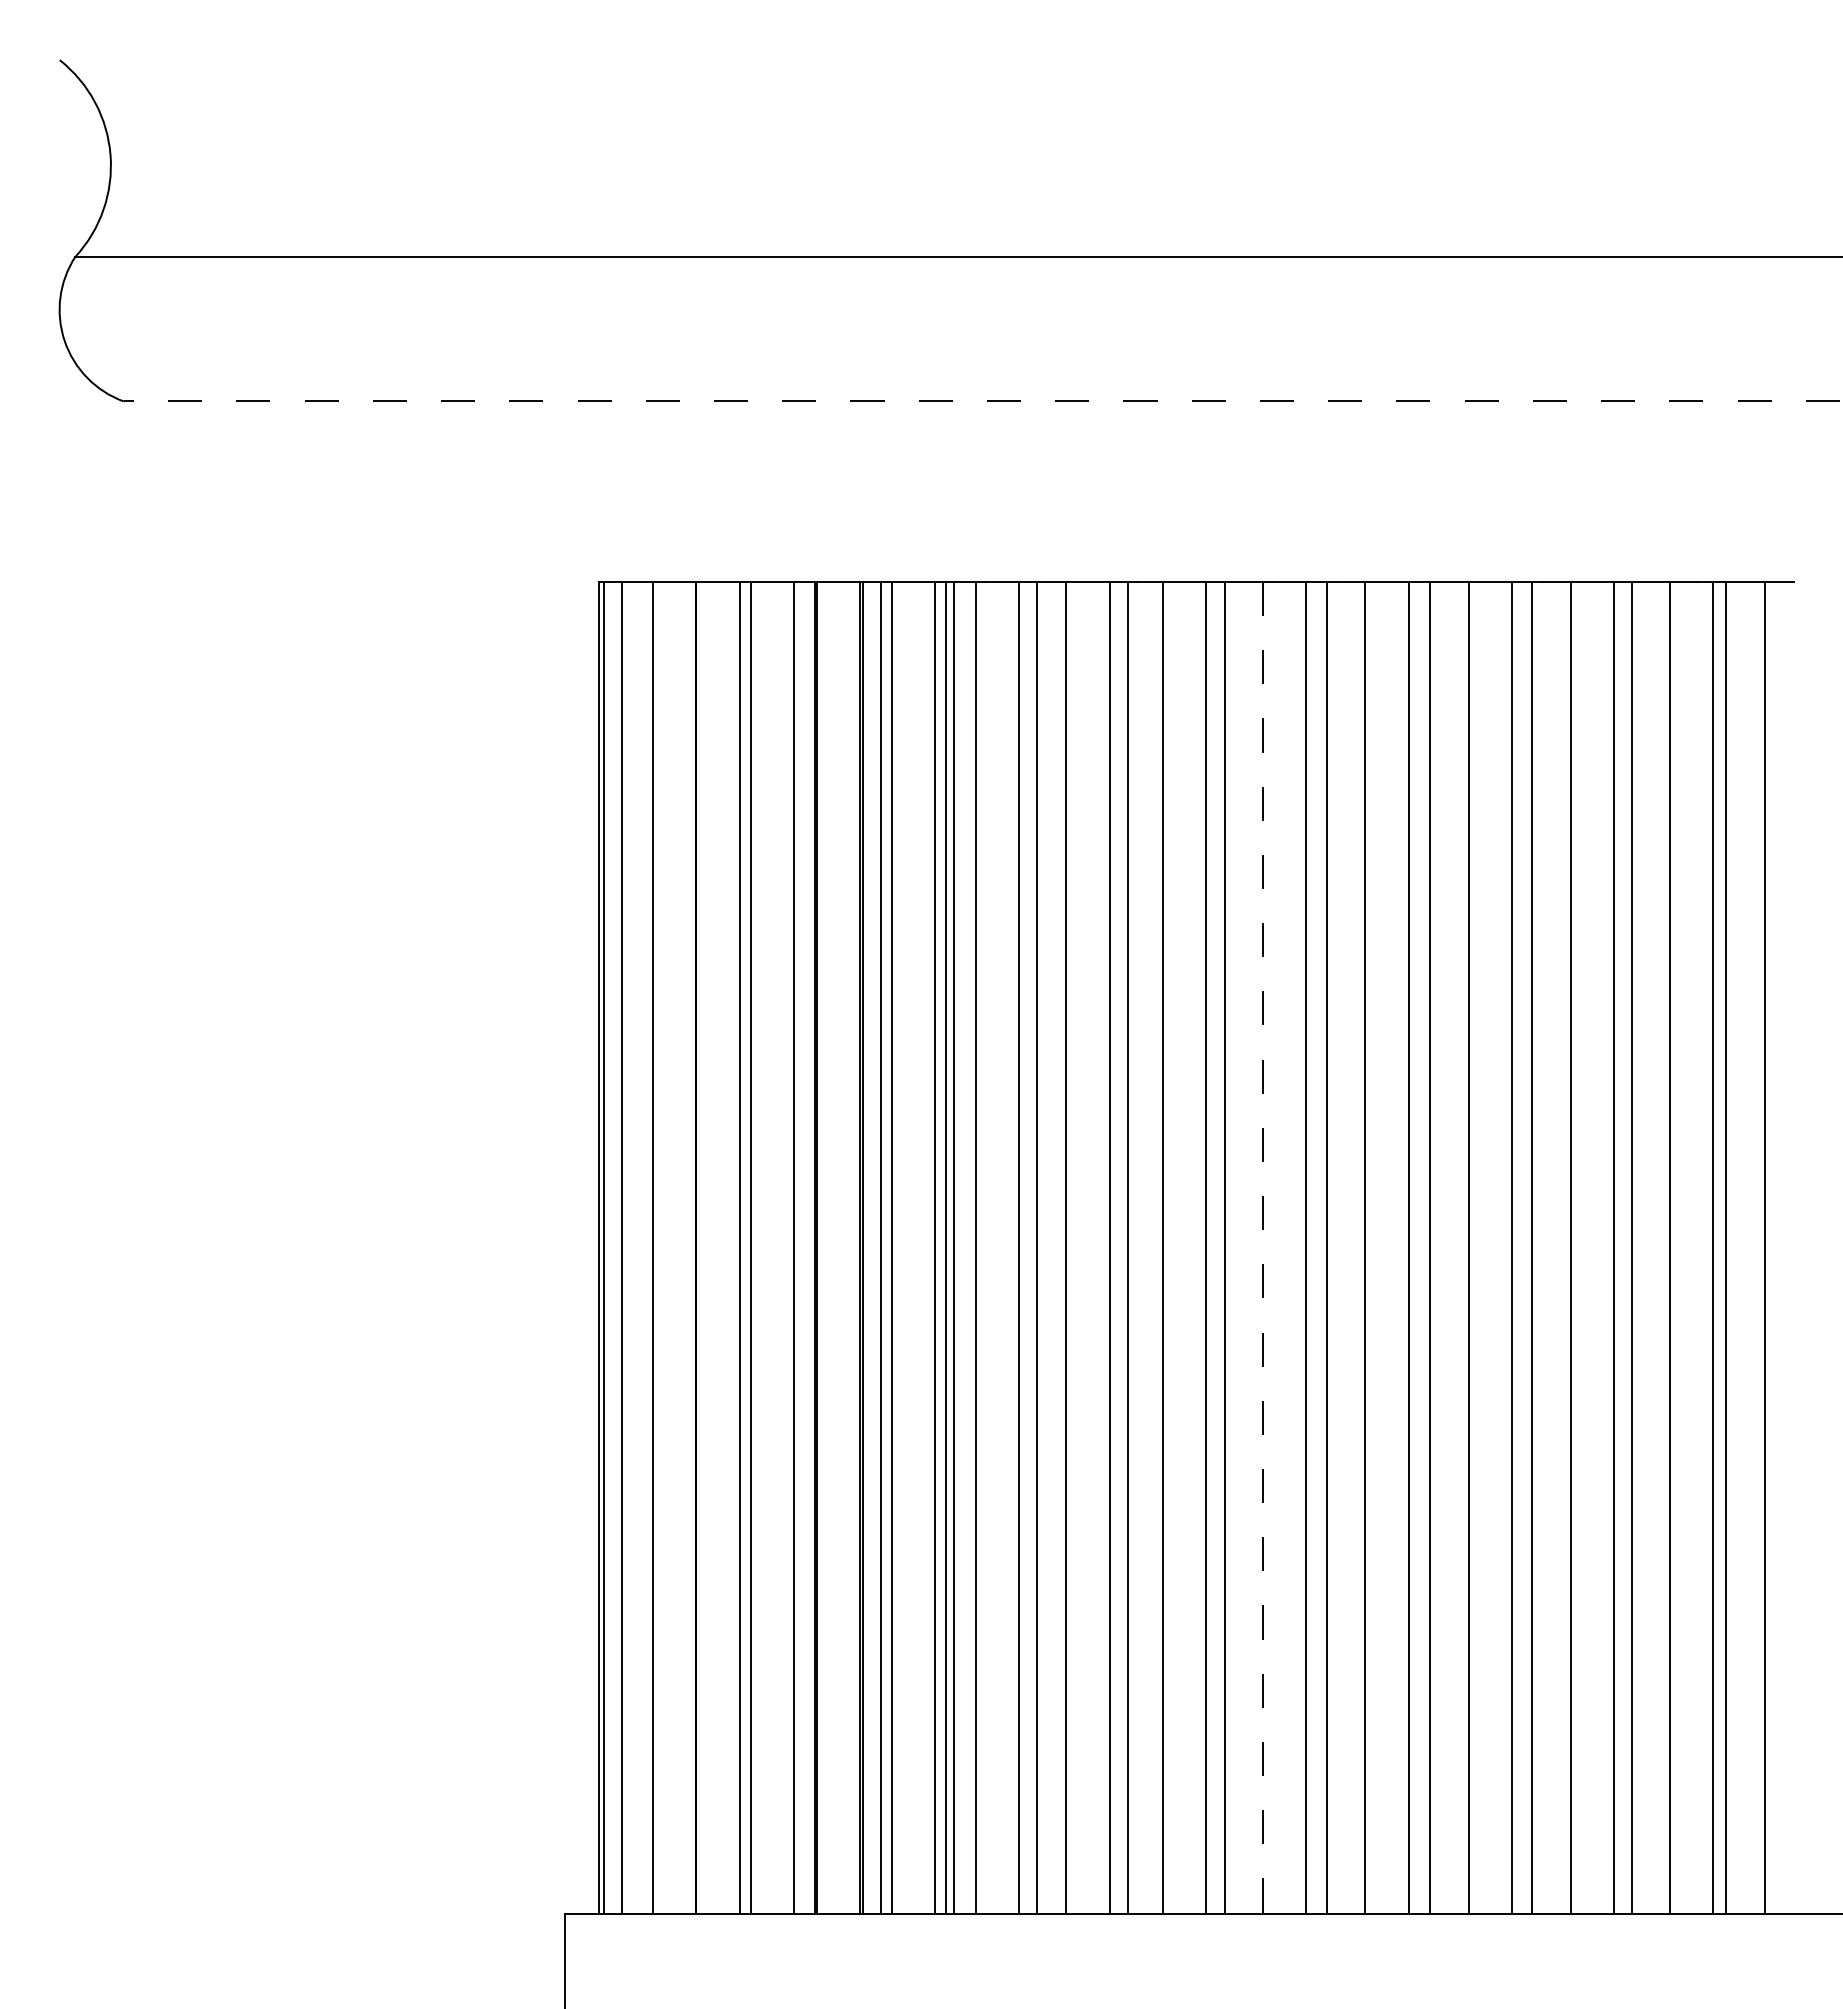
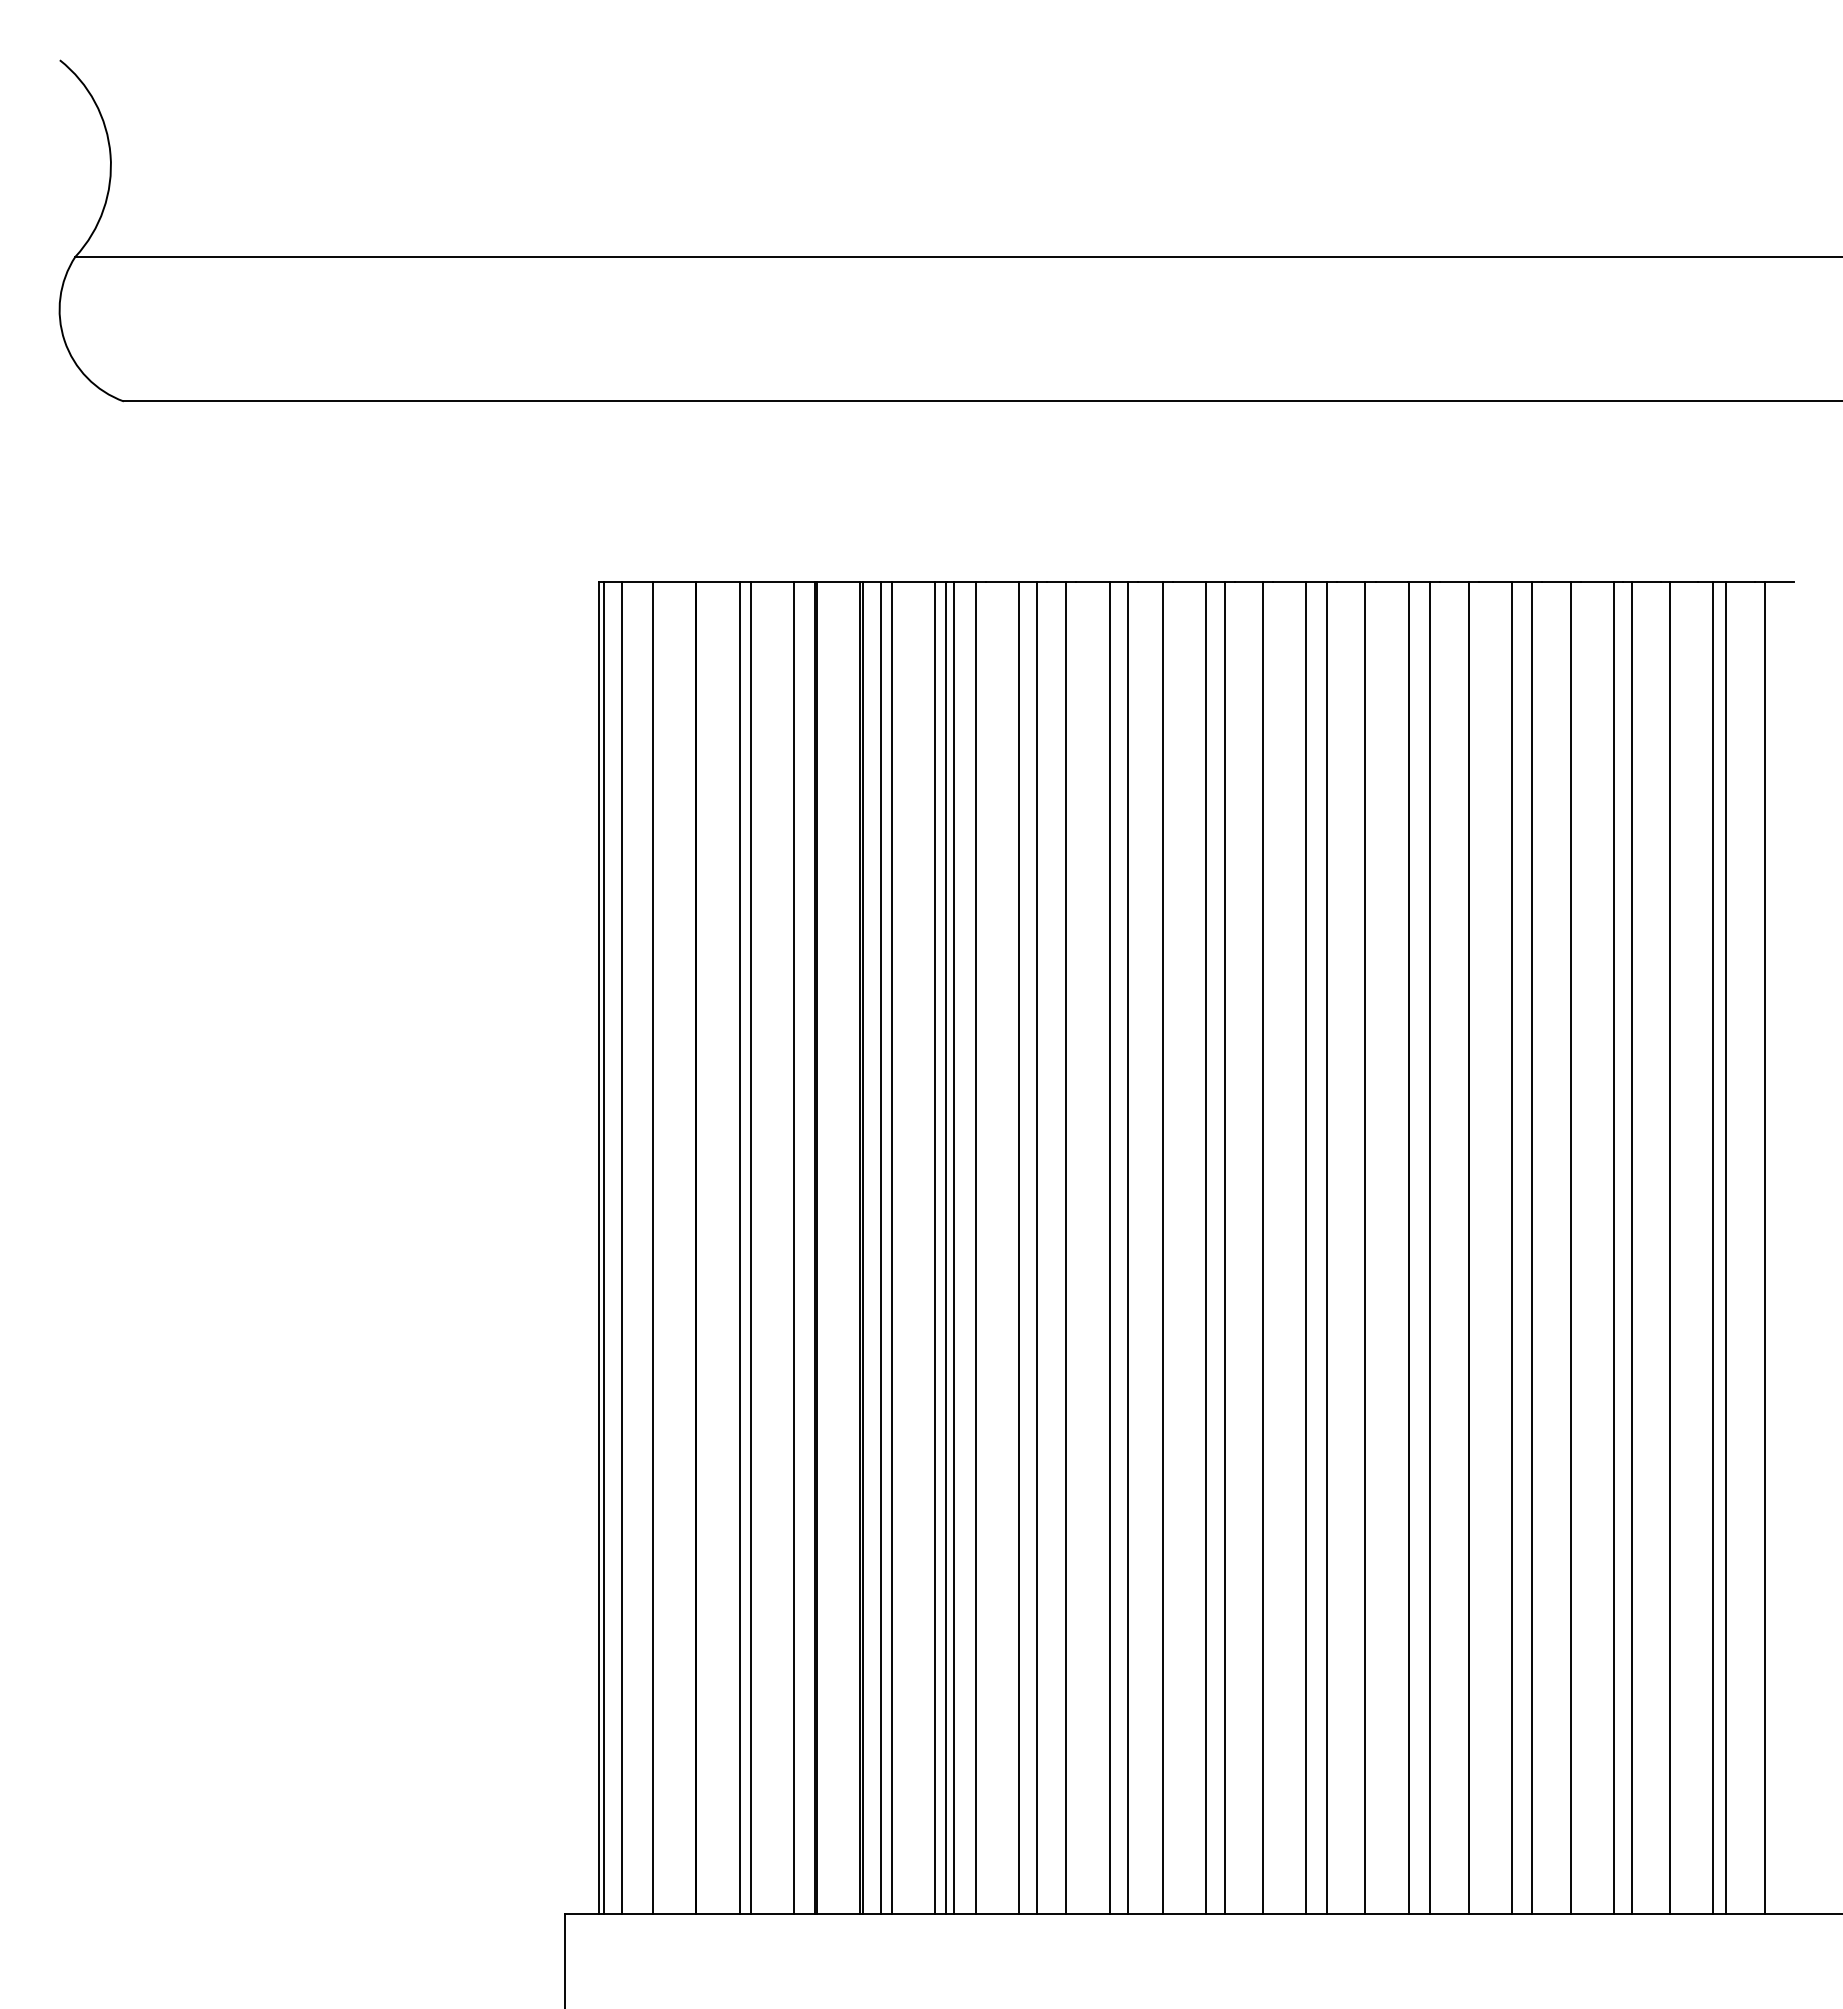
line: dashed -> solid (982, 401)
line: dashed -> solid (1262, 1247)
